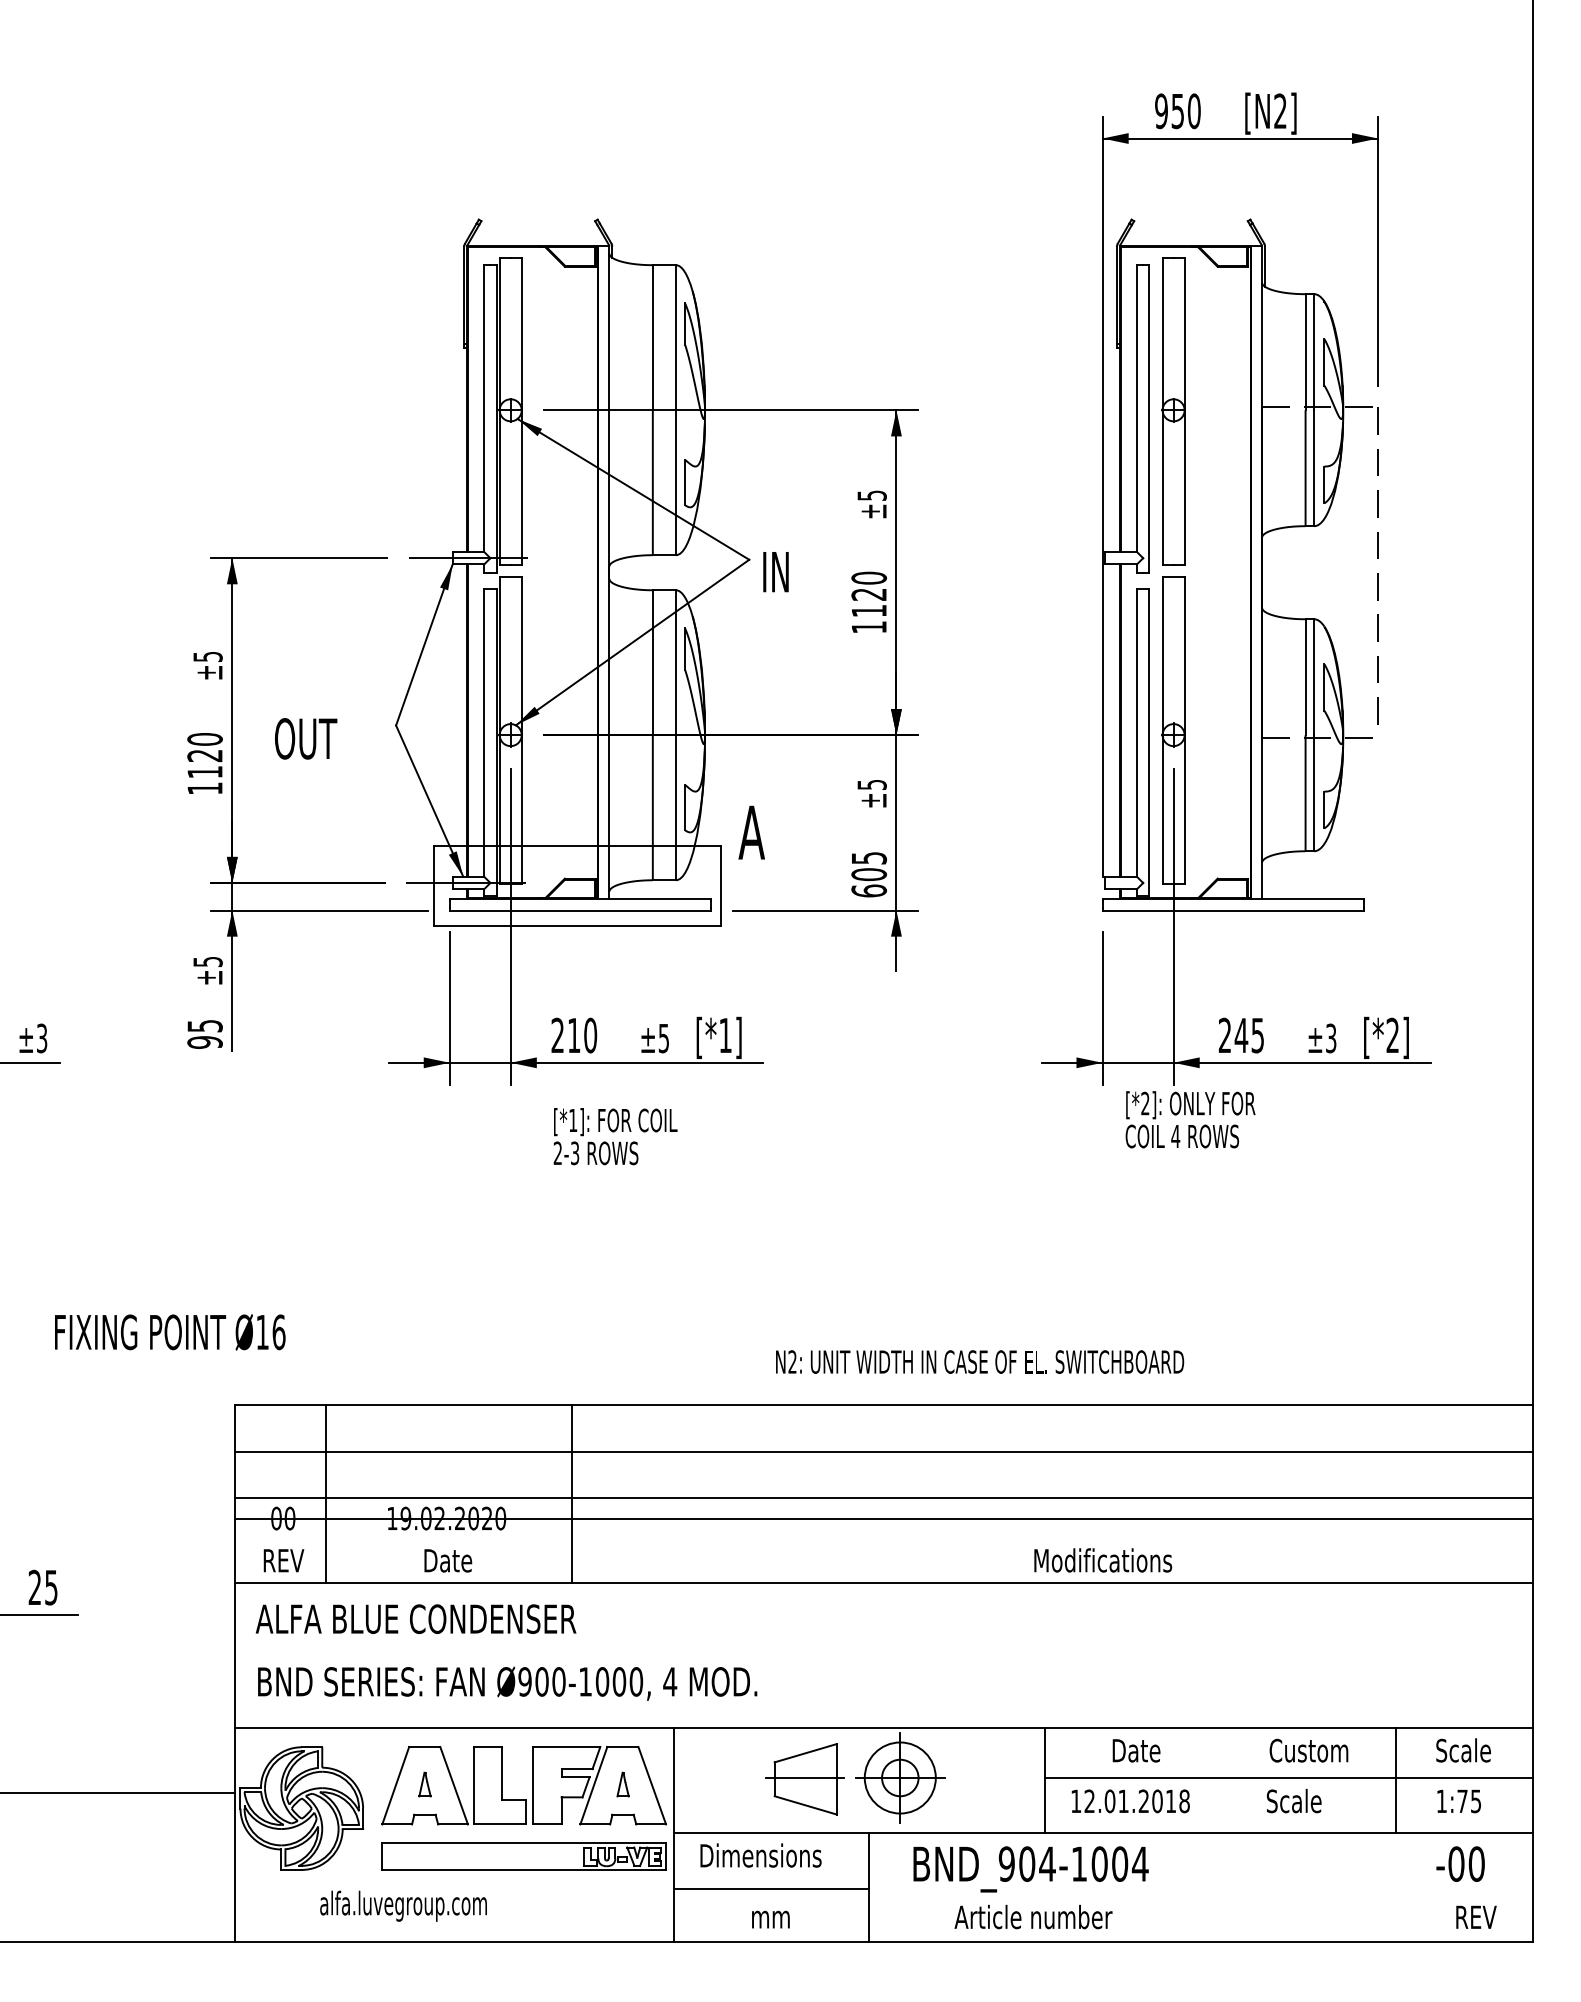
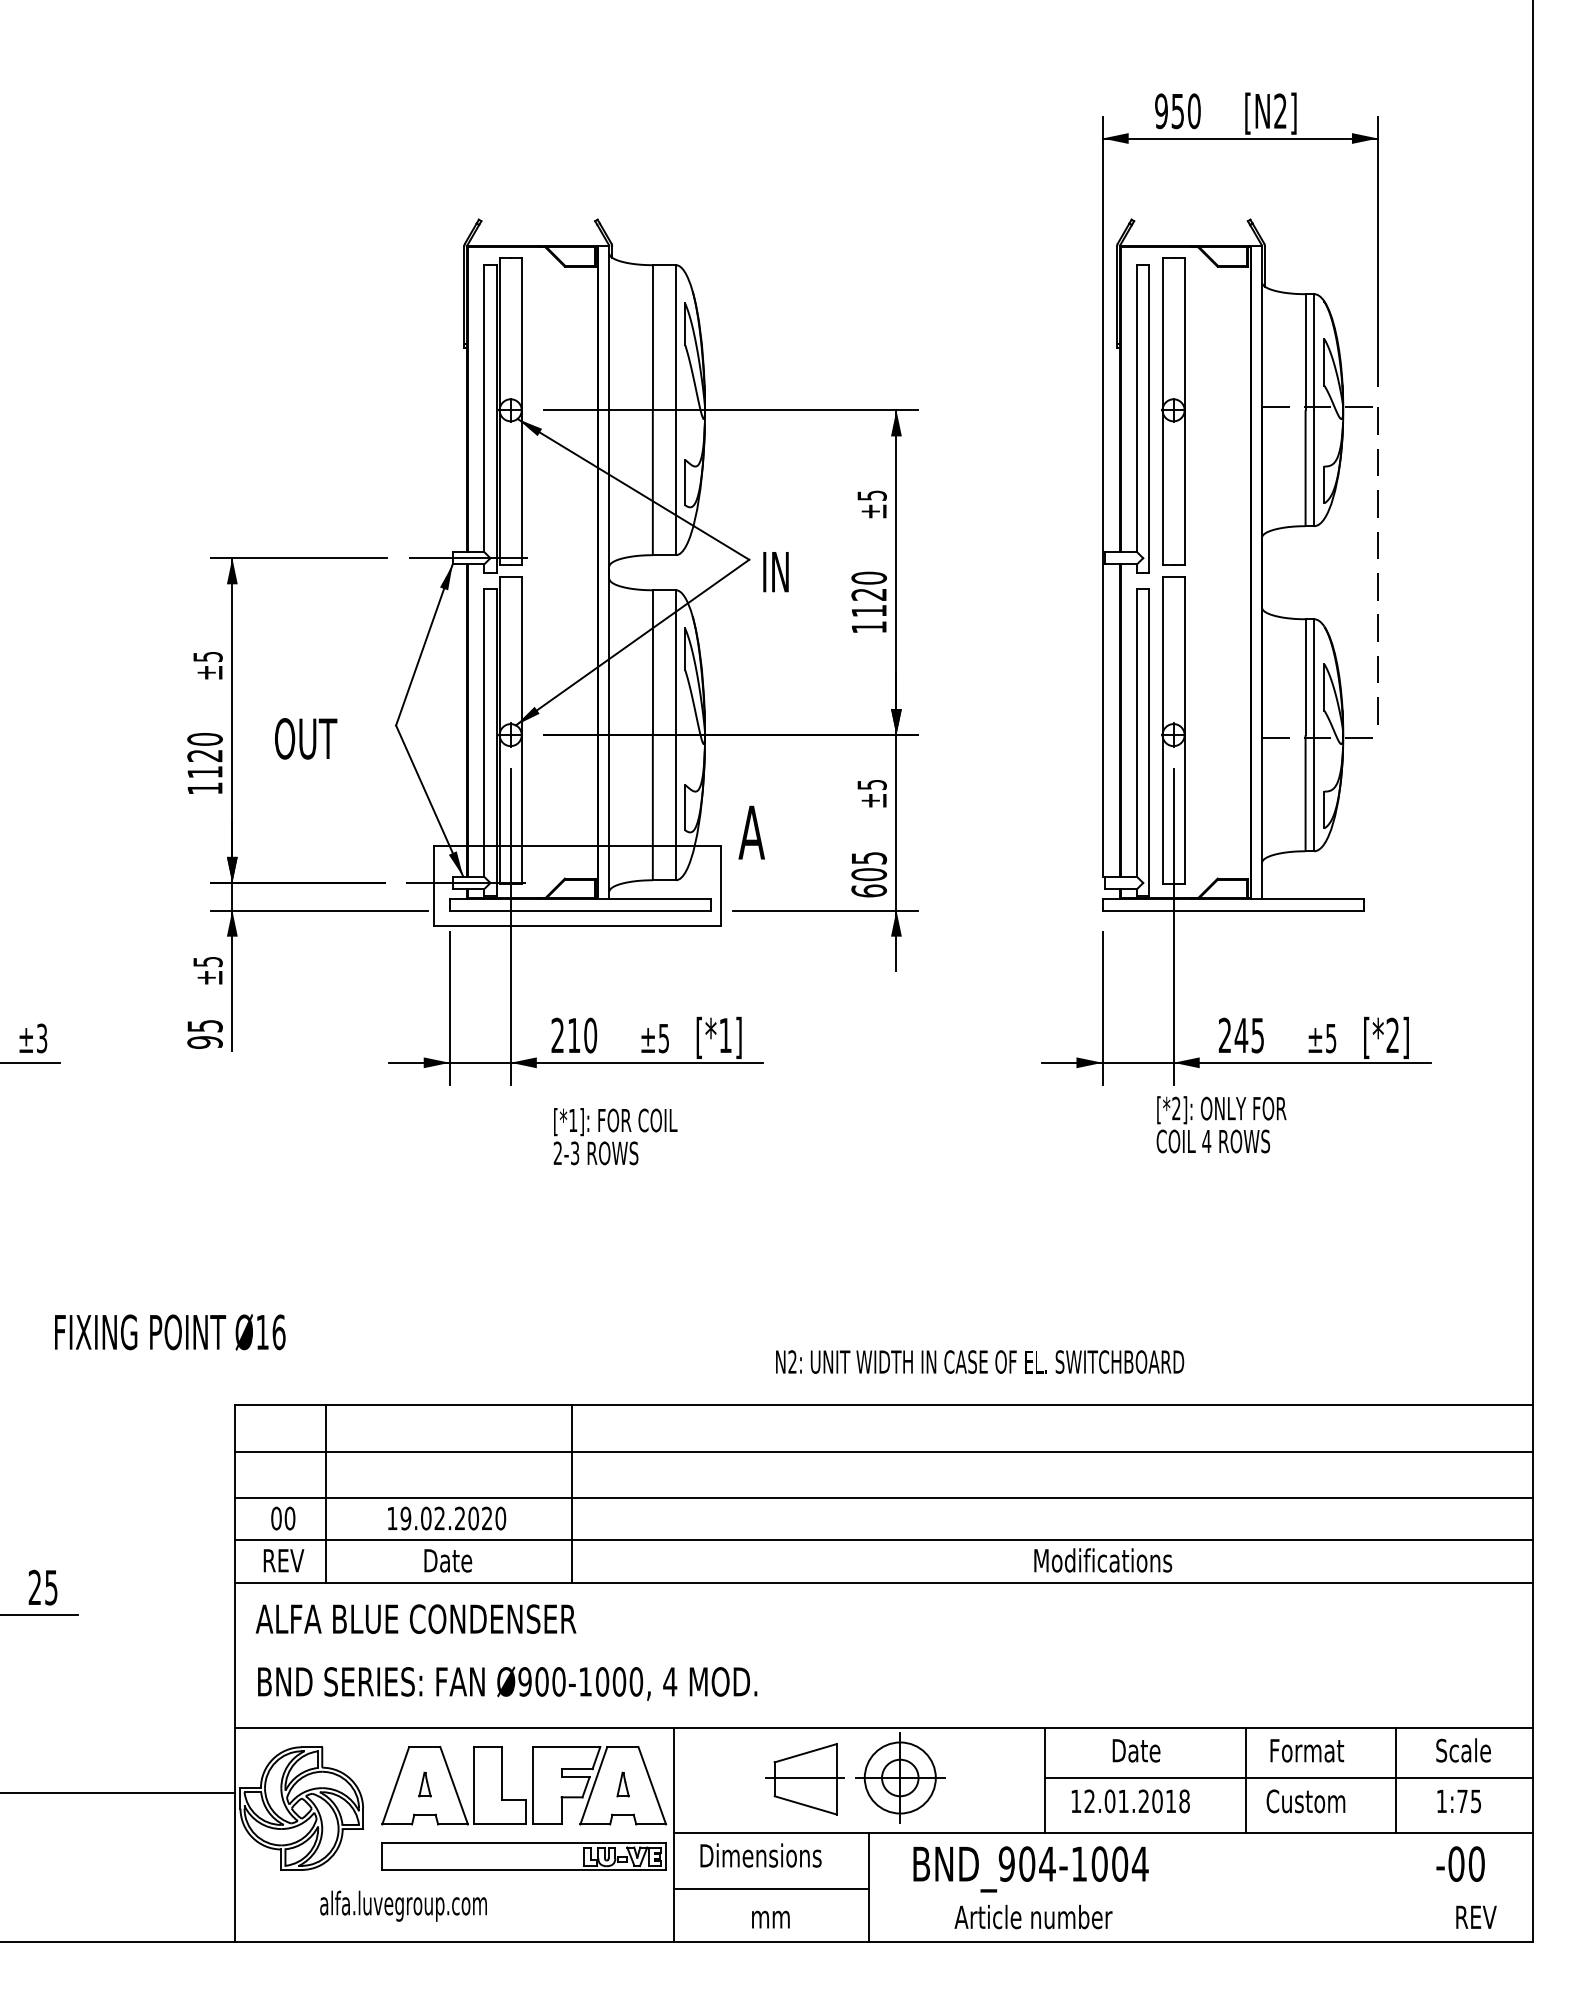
text: ±3 -> ±5 (1331, 1037)
text position: (1190, 1119) -> (1221, 1124) (1221, 1124)
line position: (884, 1519) -> (884, 1540) (884, 1540)
text: Custom -> Format (1308, 1750)
line: none -> present (1245, 1780)
text: Scale -> Custom (1305, 1800)
